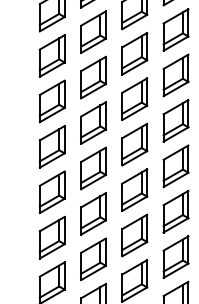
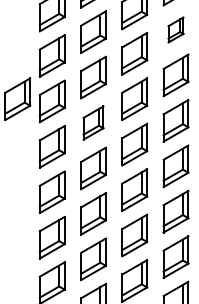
part size: 28x44 px -> 18x28 px (175, 29)
part: none -> present (17, 98)
part size: 27x44 px -> 23x36 px (93, 122)
